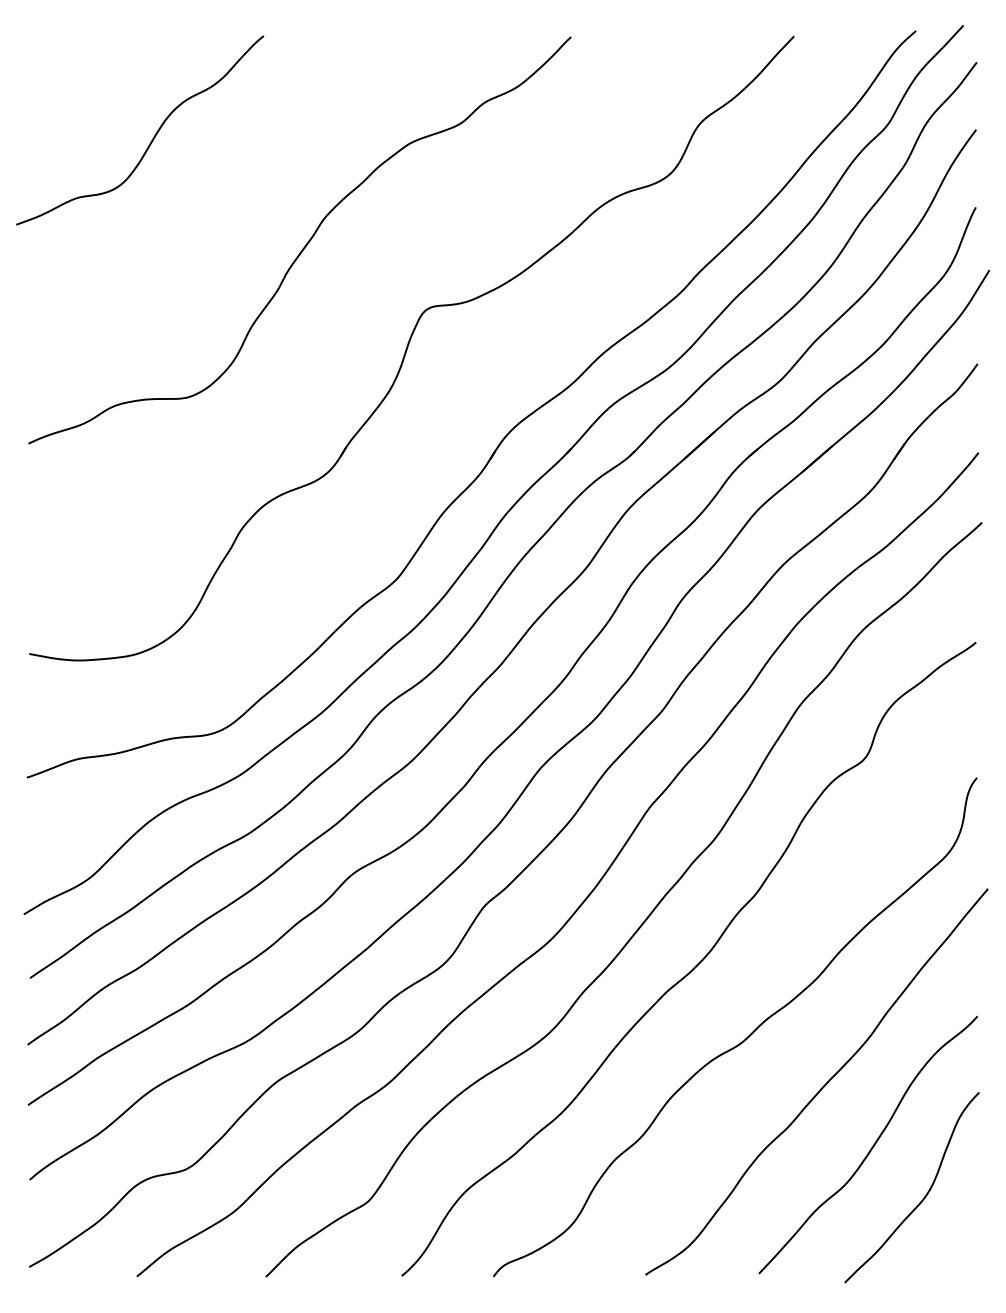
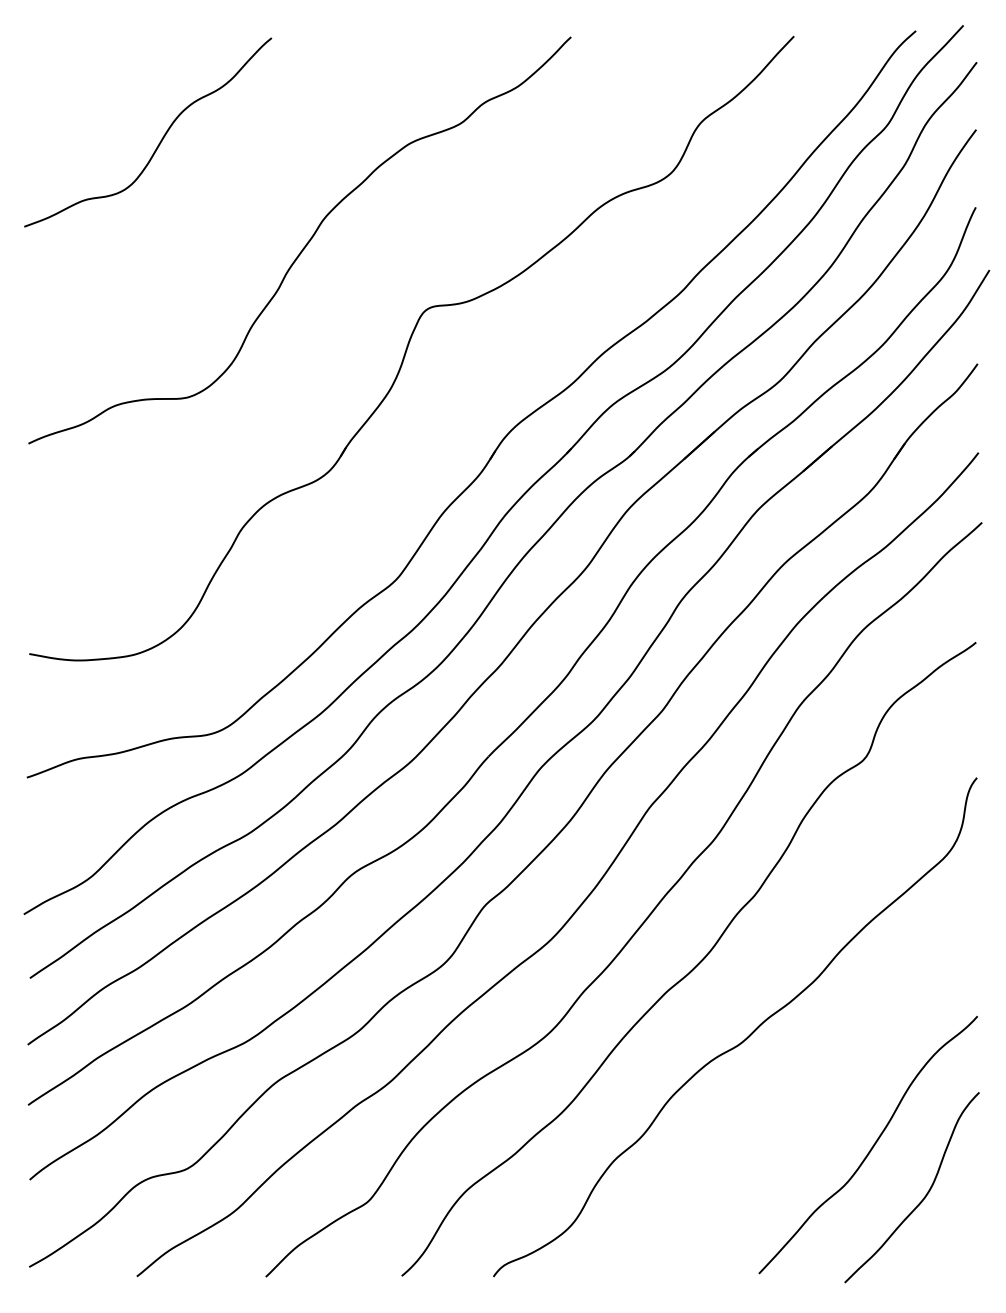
curve position: (153, 136) -> (161, 138) (161, 138)
curve: present -> none (822, 1086)
